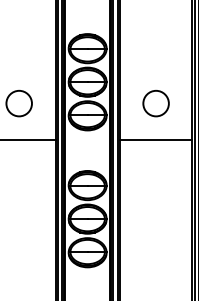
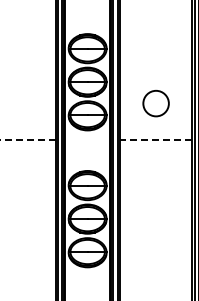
circle: present -> none (18, 103)
line: solid -> dashed (27, 140)
line: solid -> dashed (155, 140)
